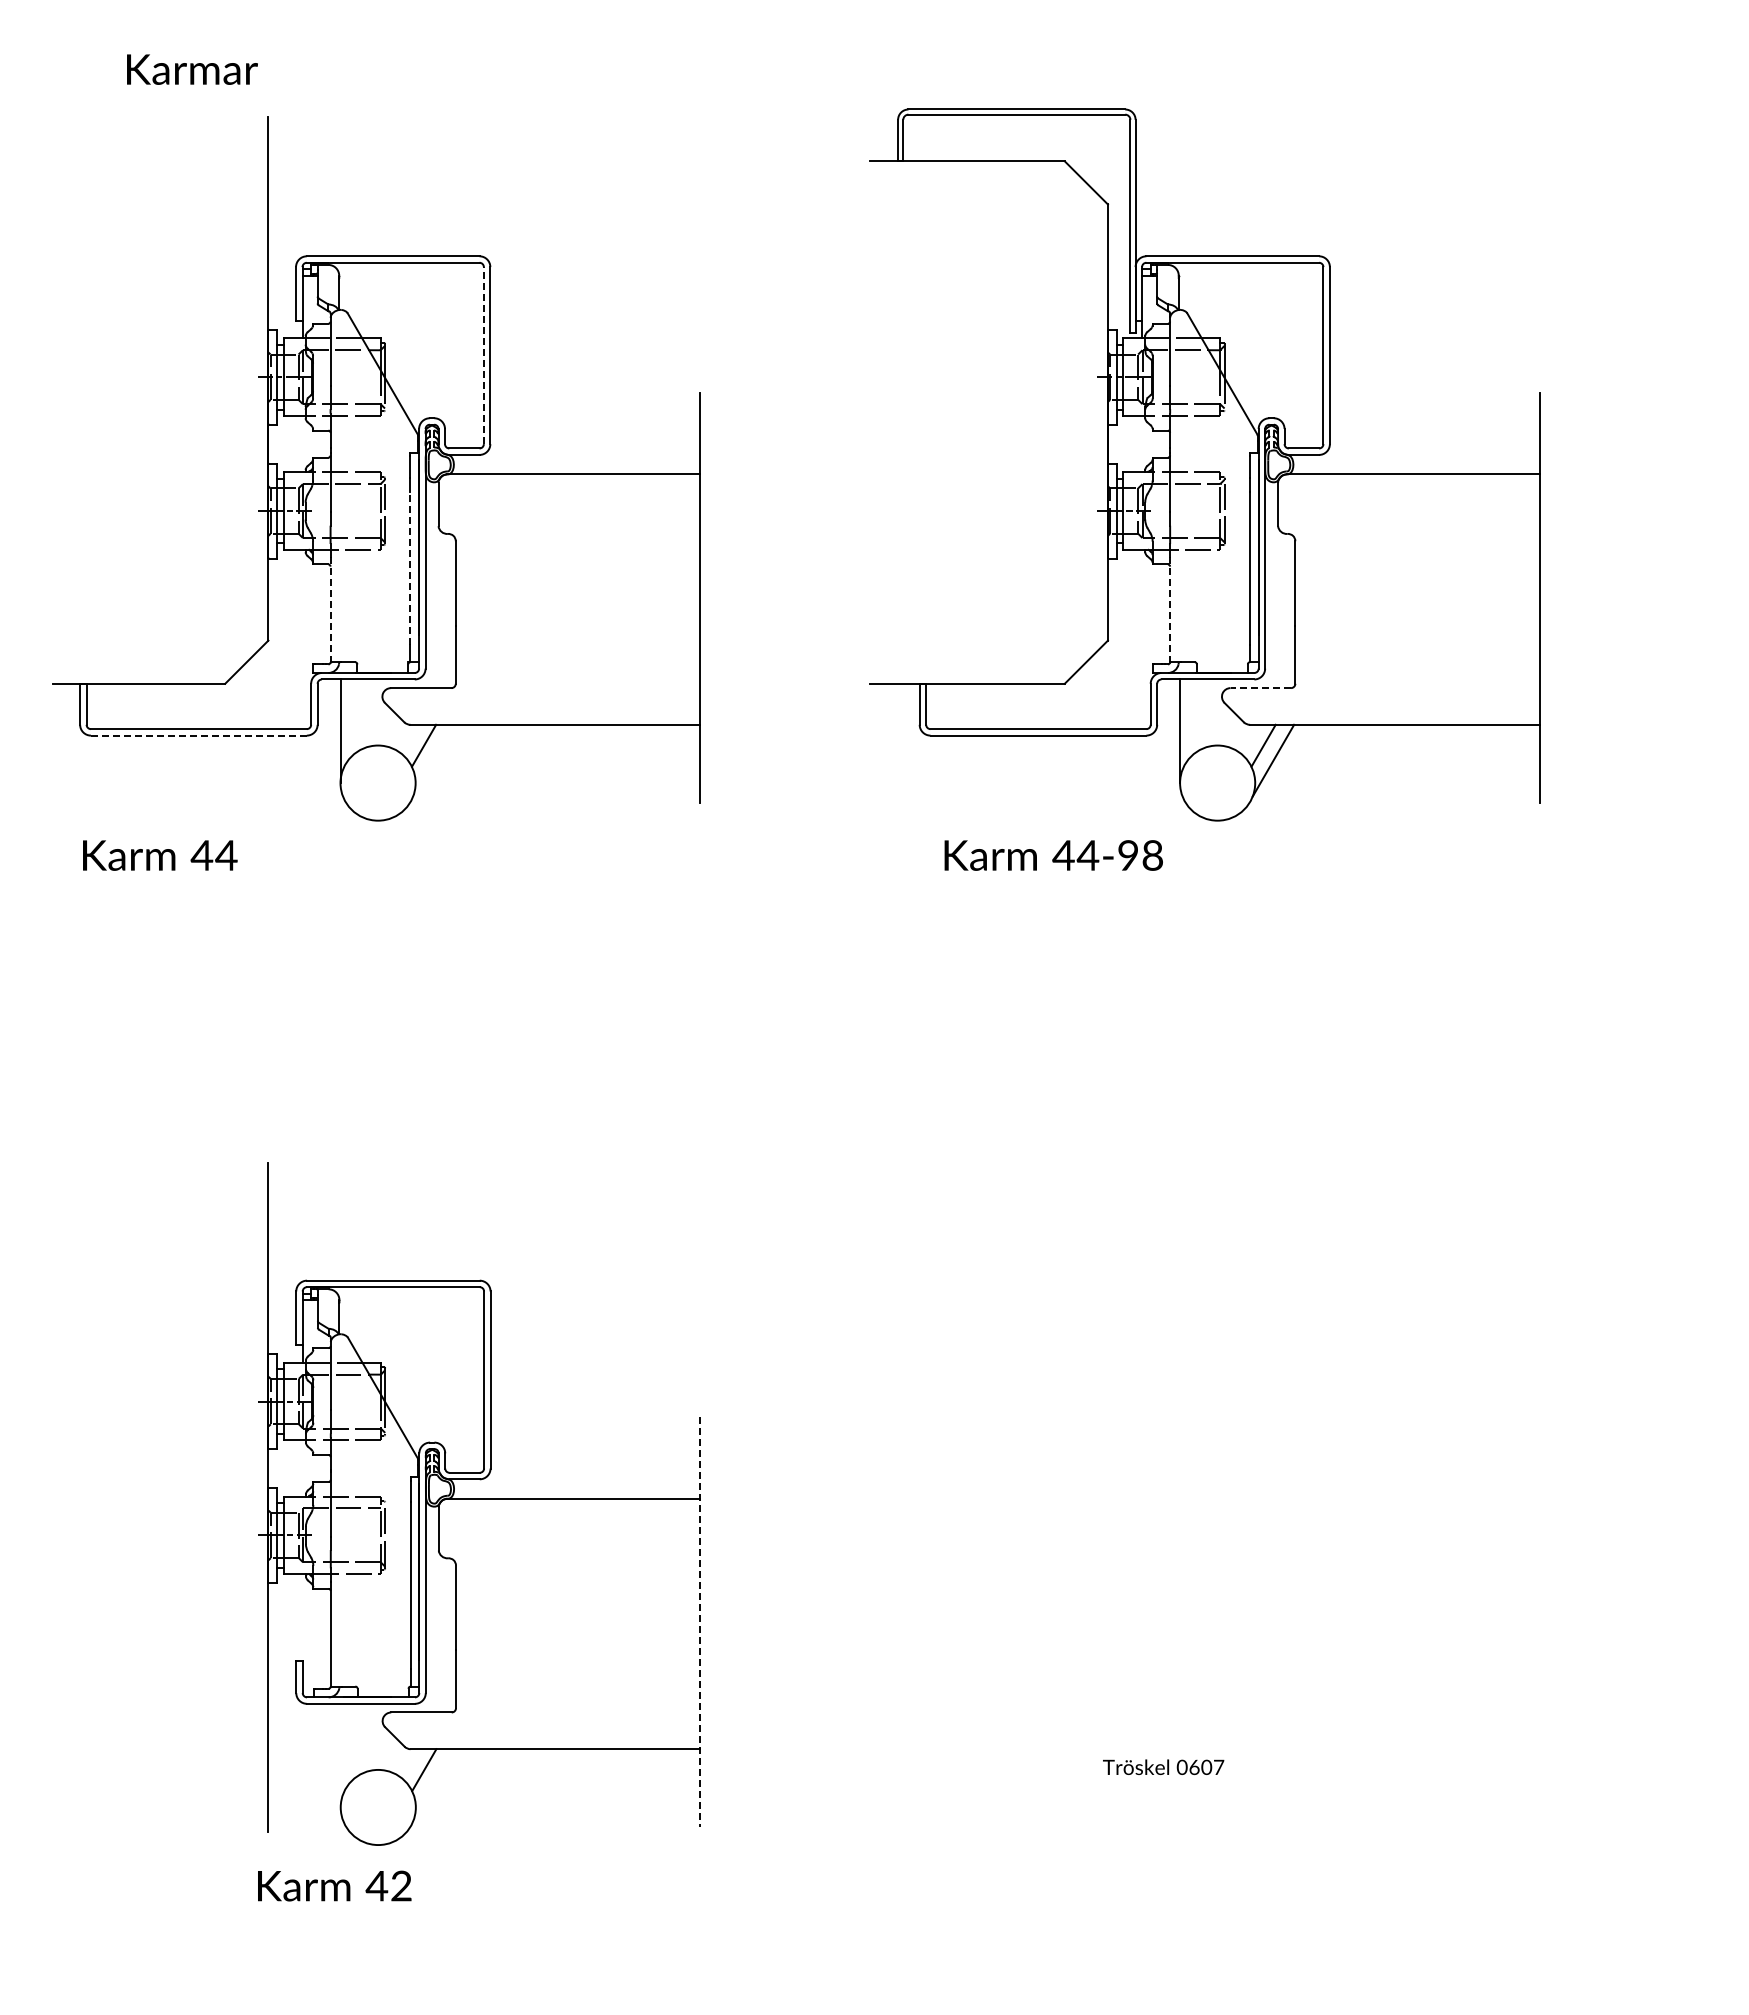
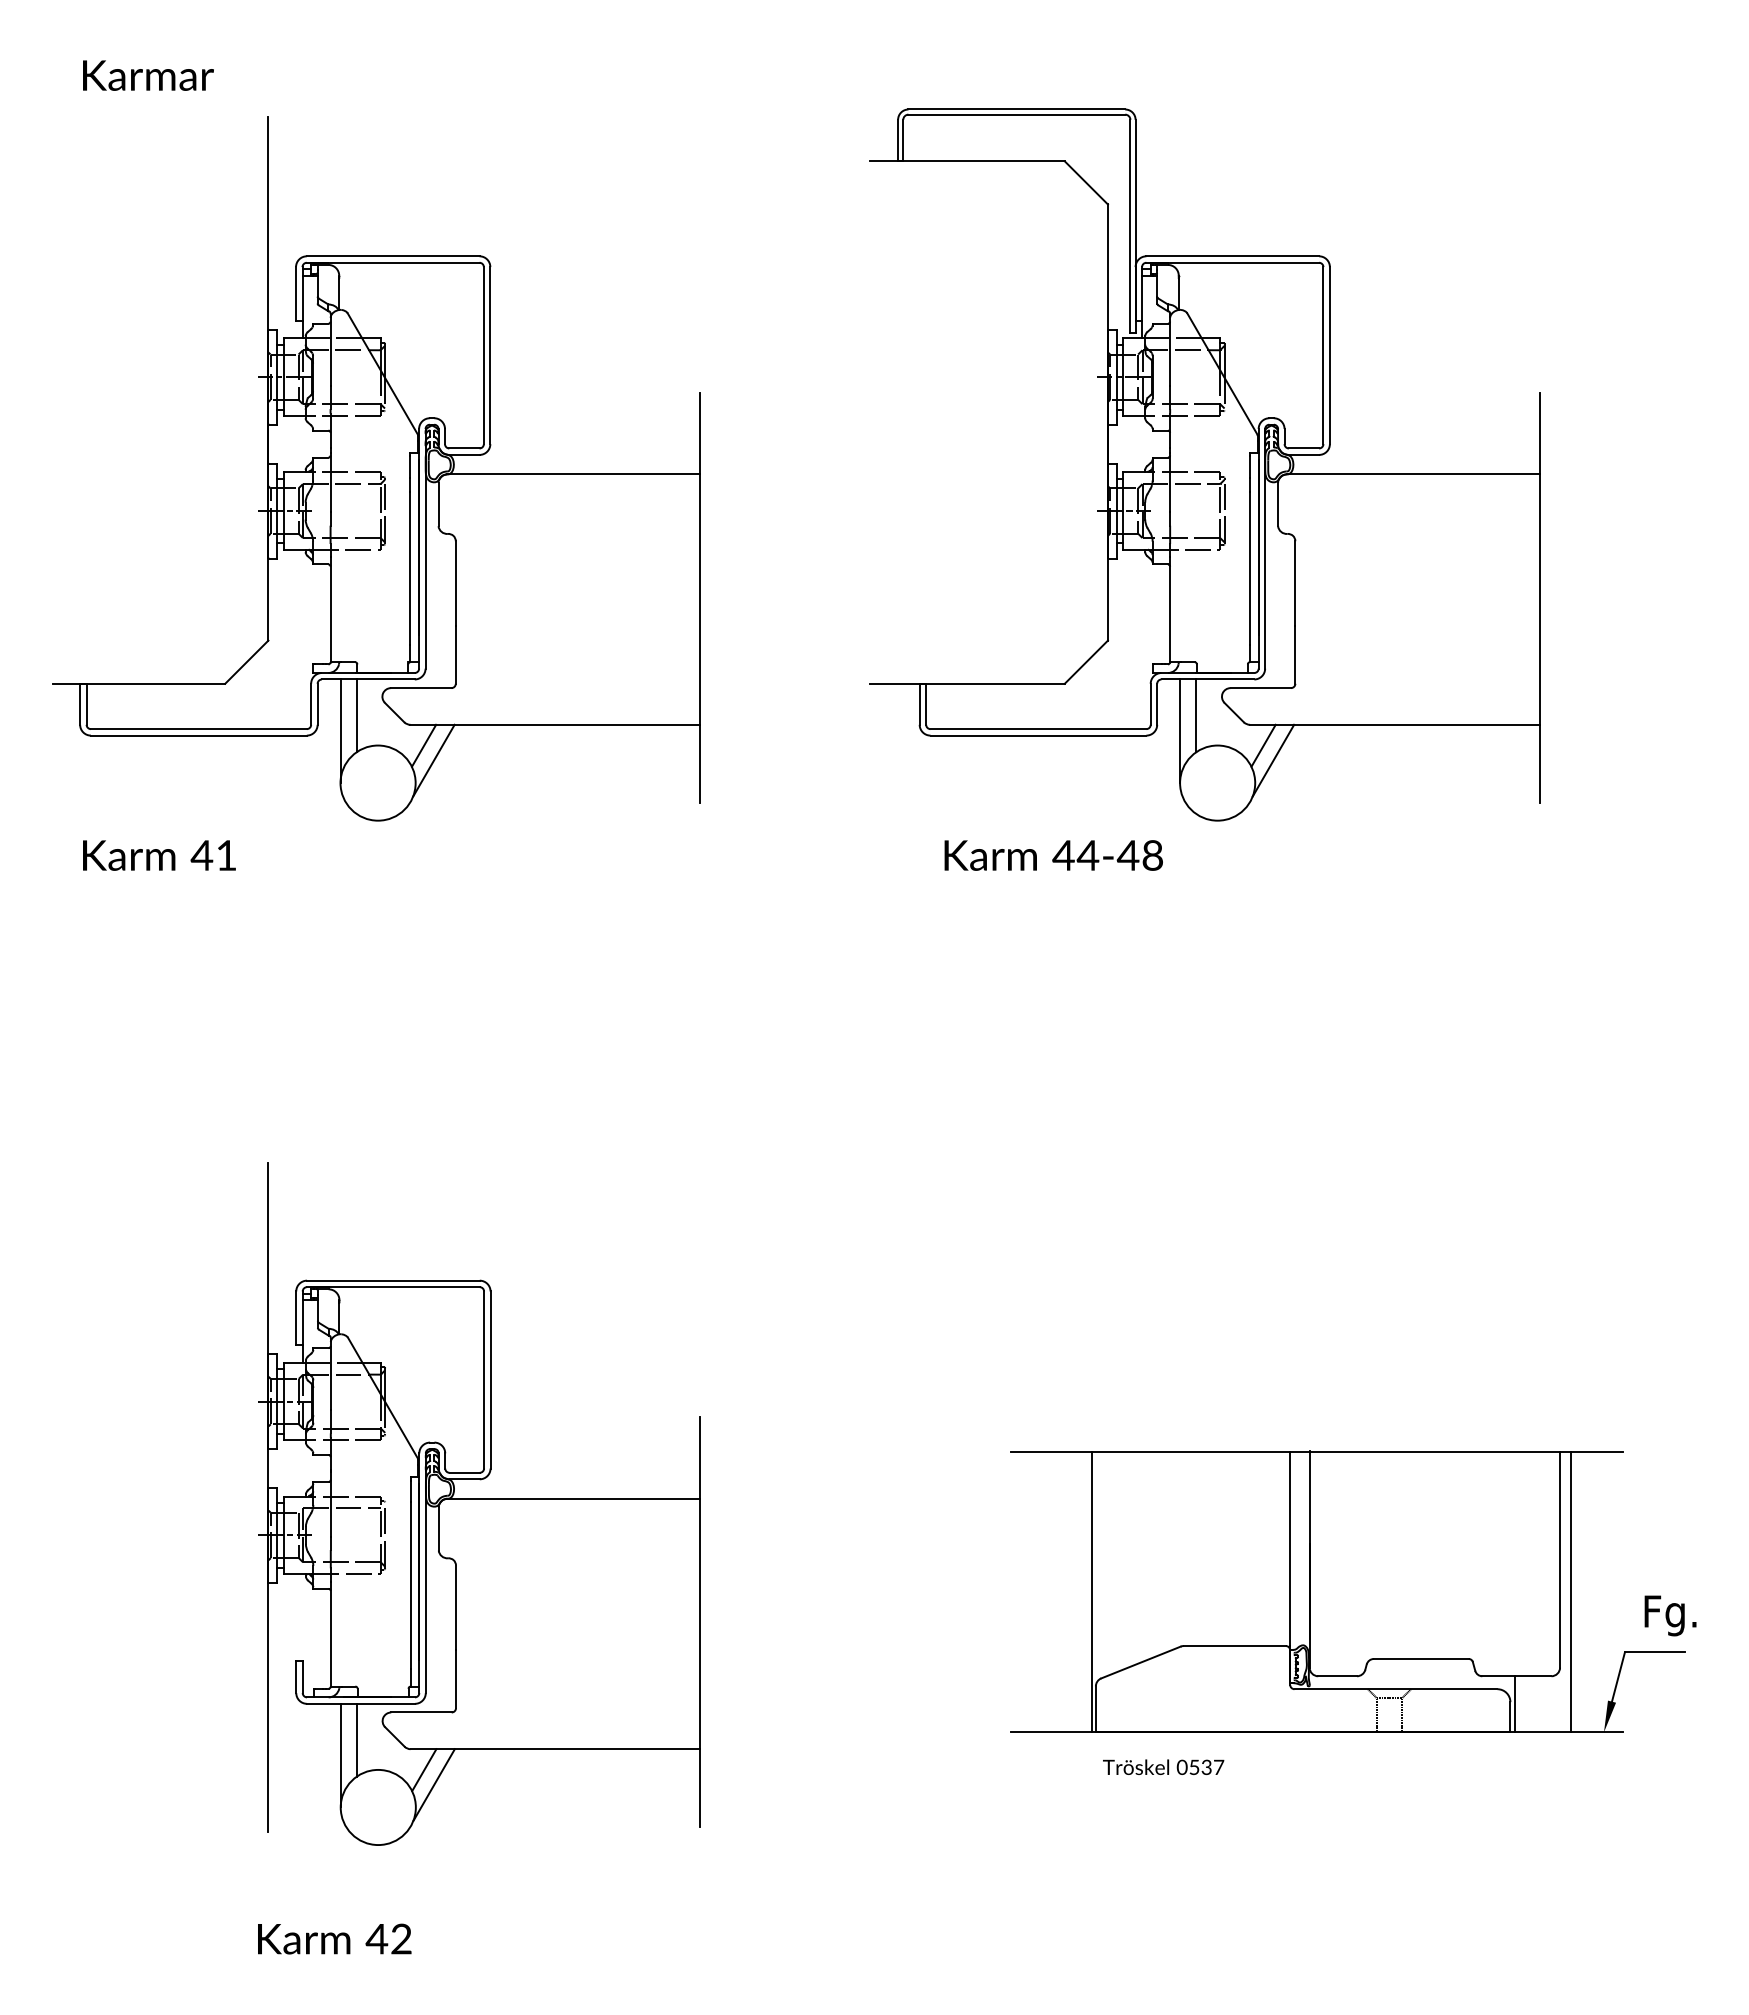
text position: (192, 69) -> (148, 75) (148, 75)
line: dashed -> solid (483, 355)
line: dashed -> solid (410, 568)
line: dashed -> solid (330, 610)
line: dashed -> solid (1170, 610)
line: dashed -> solid (1260, 688)
line: none -> present (356, 715)
line: none -> present (1196, 715)
line: dashed -> solid (198, 735)
line: none -> present (433, 760)
text: 44 -> 41 (226, 855)
text: 44-98 -> 44-48 (1127, 855)
part: none -> present (1353, 1591)
line: dashed -> solid (700, 1622)
line: none -> present (356, 1739)
line: none -> present (340, 1755)
text: 0607 -> 0537 (1200, 1766)
line: none -> present (433, 1784)
text position: (334, 1885) -> (334, 1938) (334, 1938)
